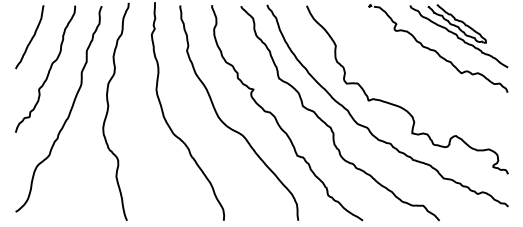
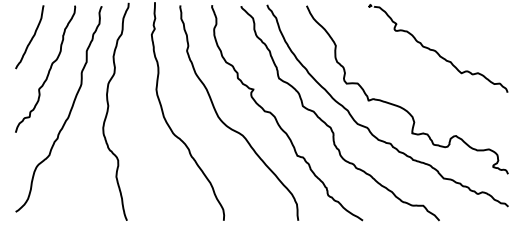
part: present -> none (458, 36)
